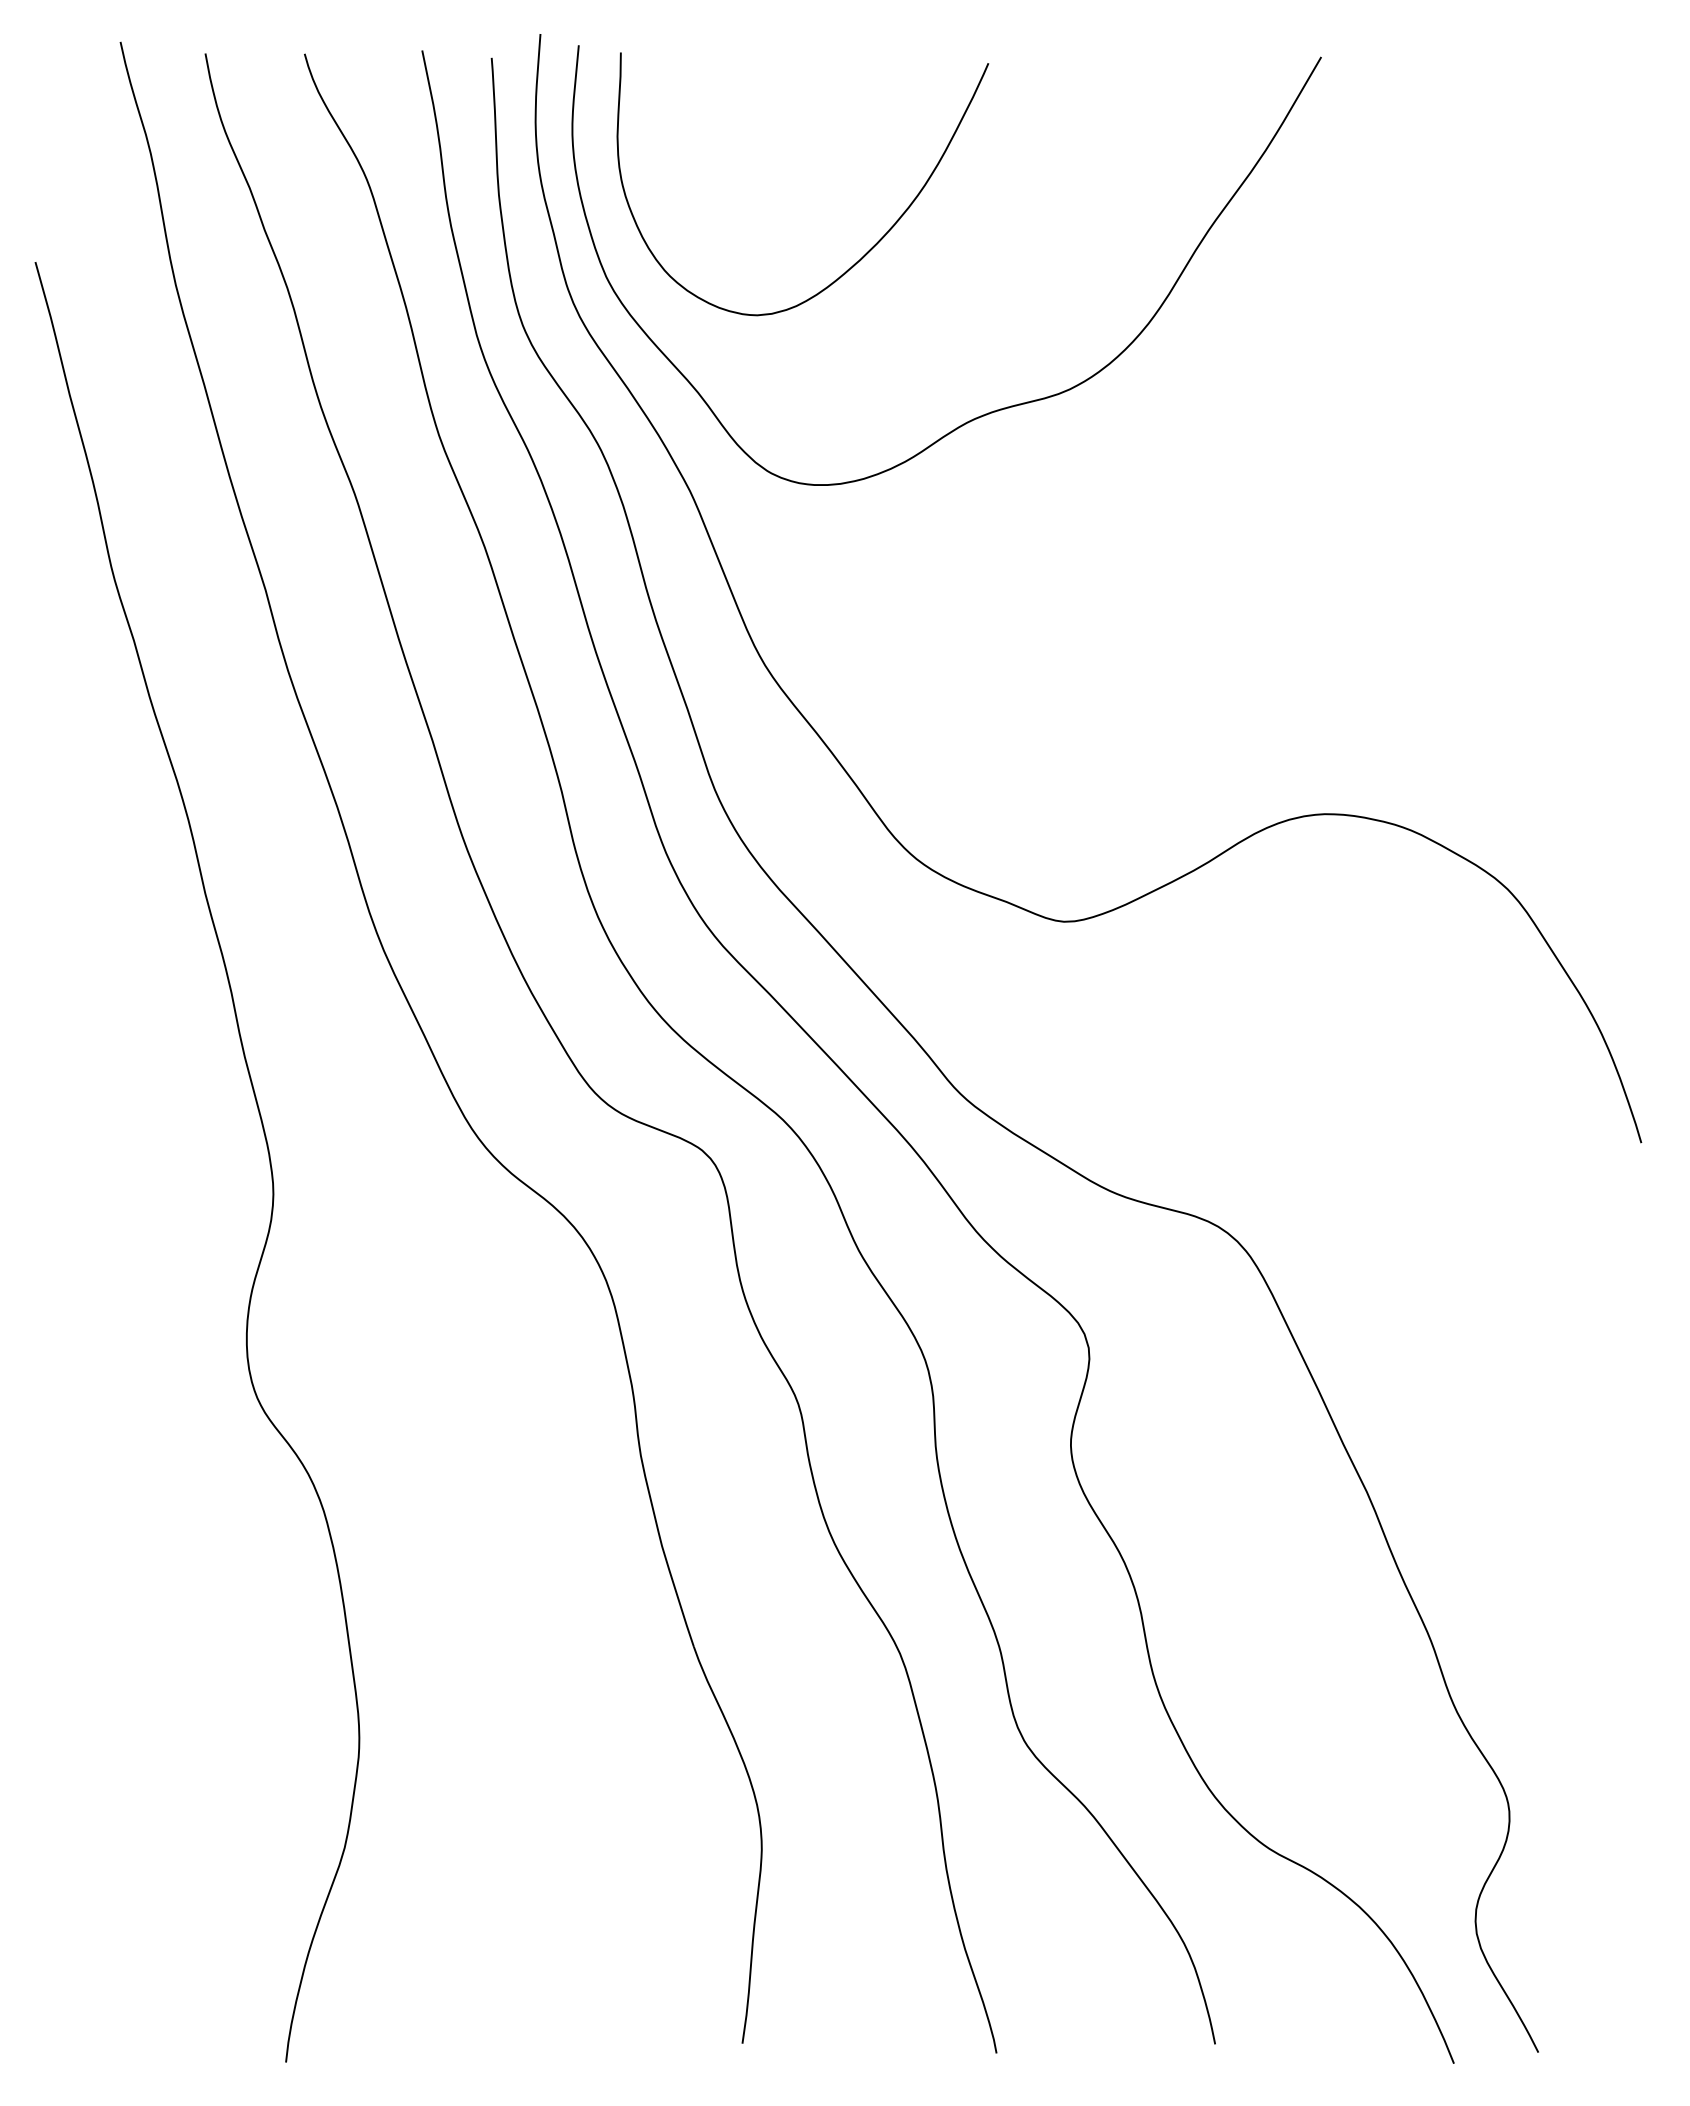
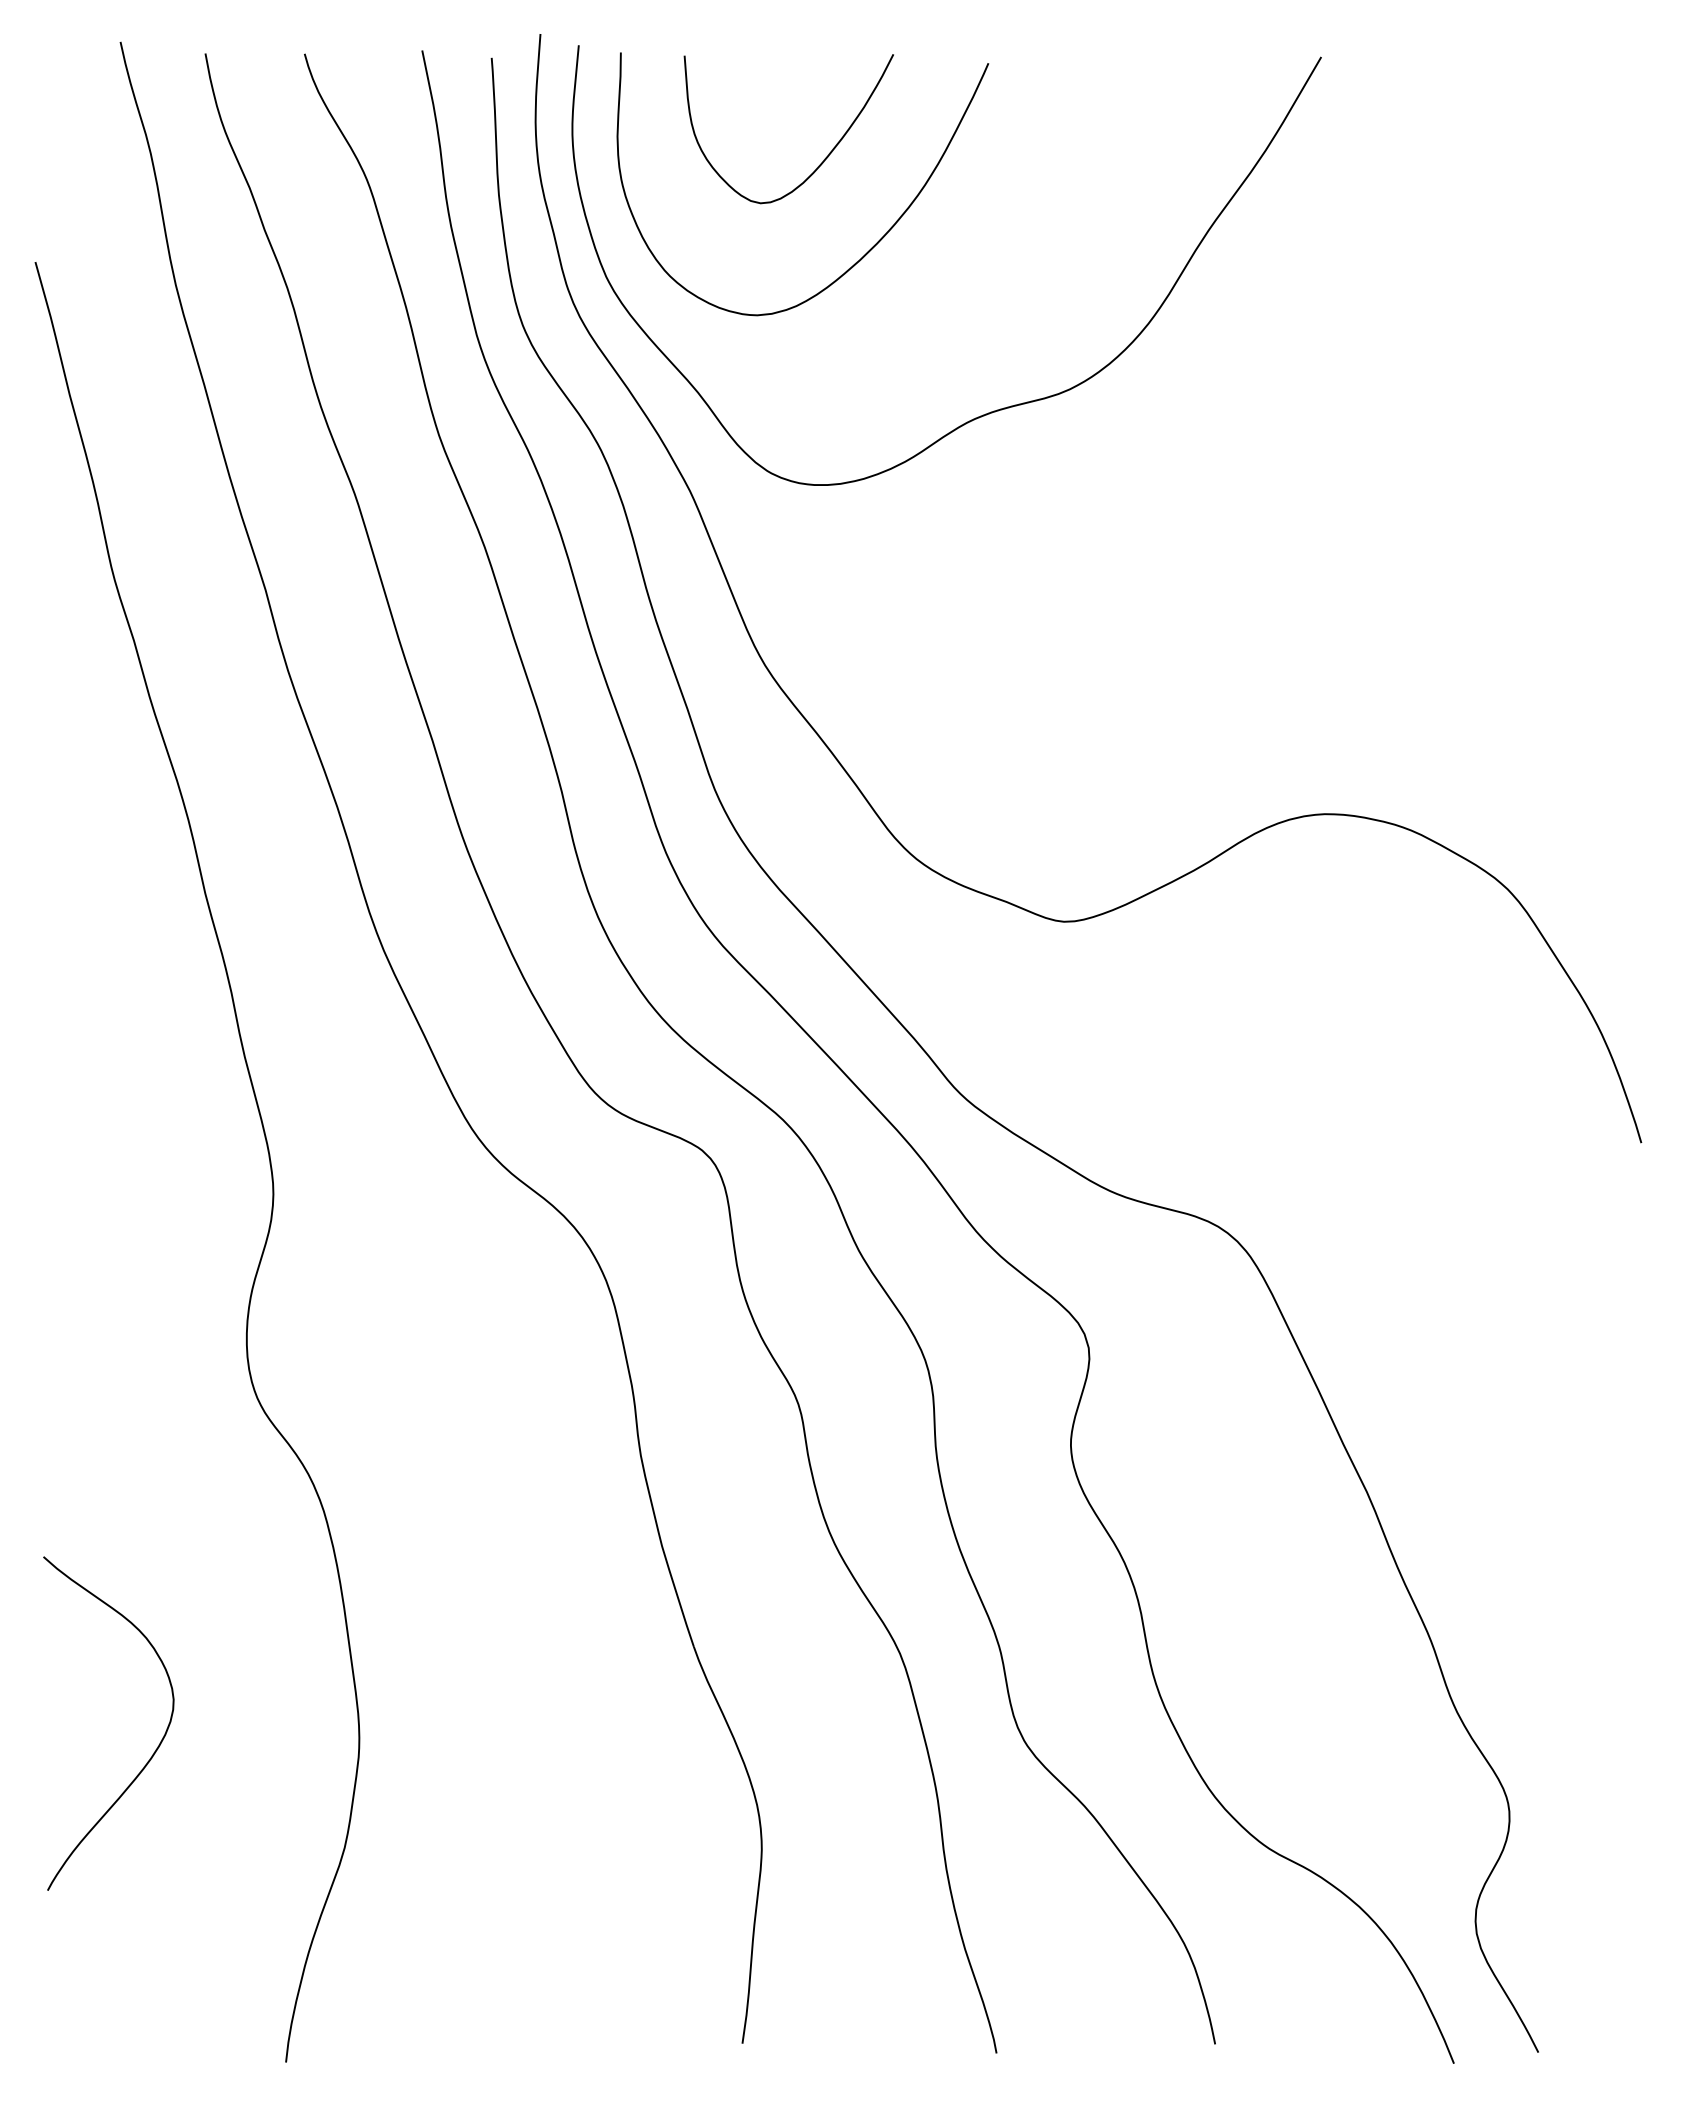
curve: none -> present (824, 158)
curve: none -> present (153, 1752)
